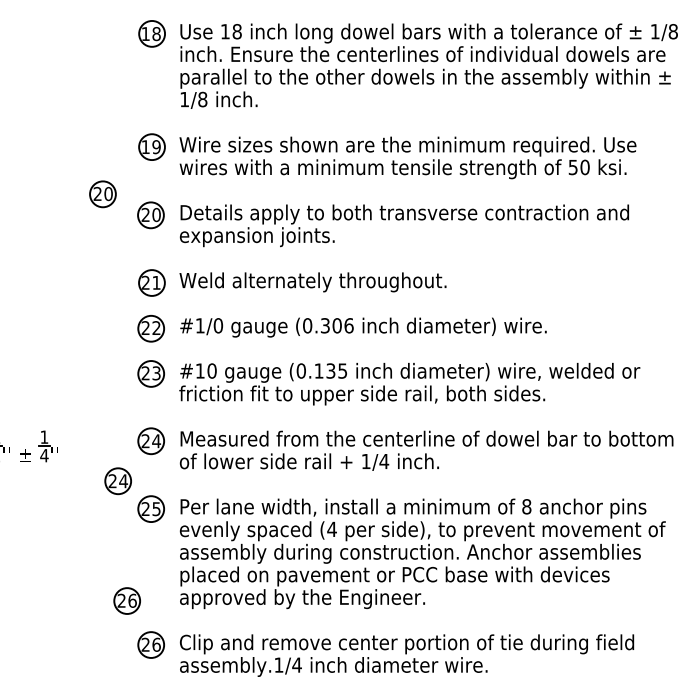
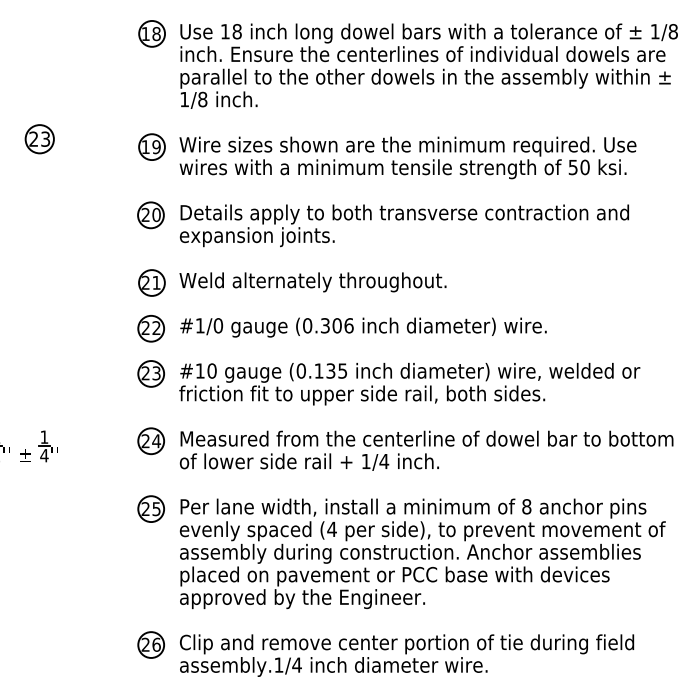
part: none -> present (39, 139)
part: present -> none (102, 194)
part: present -> none (117, 481)
part: present -> none (126, 600)
